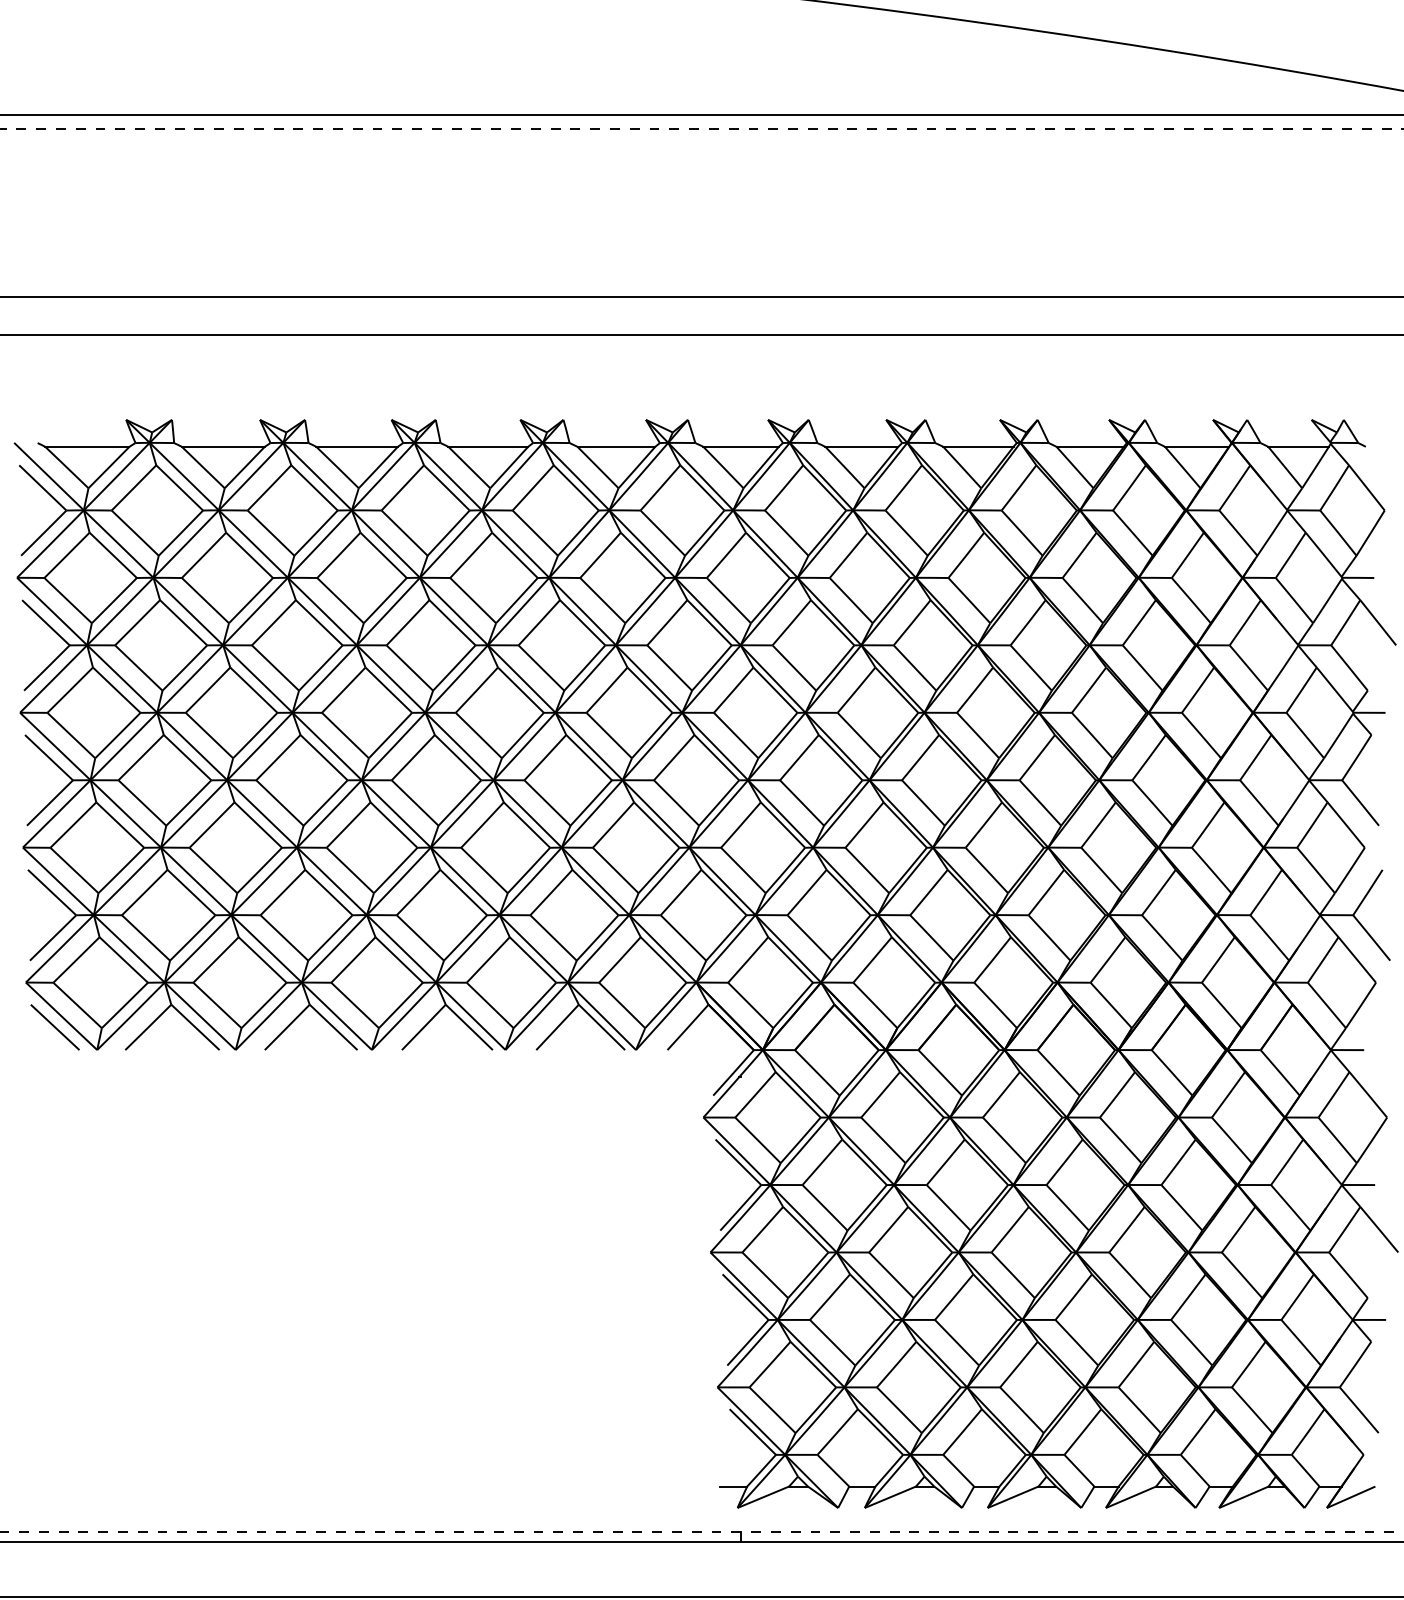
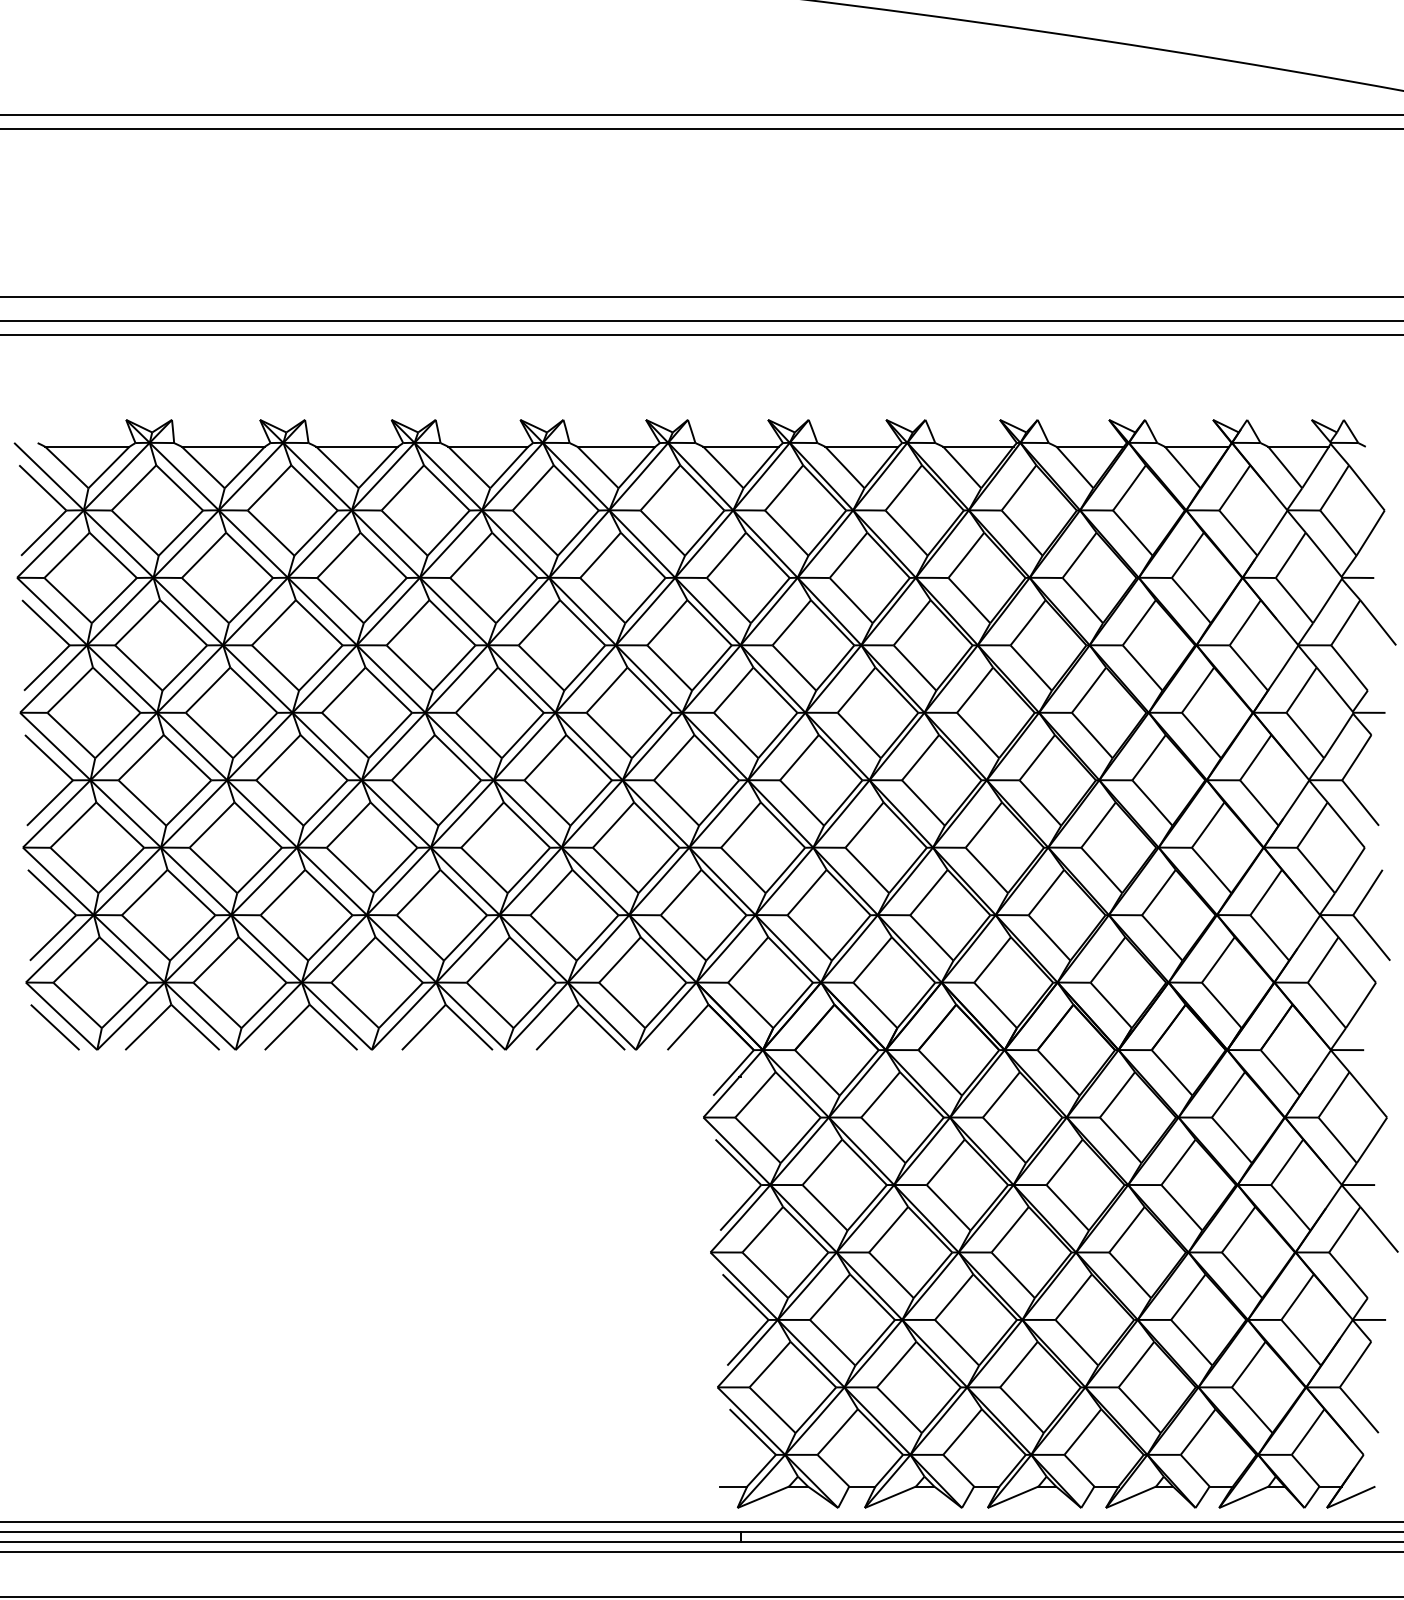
line: dashed -> solid (701, 129)
line: none -> present (701, 320)
line: none -> present (701, 1522)
line: dashed -> solid (702, 1532)
line: none -> present (701, 1552)
